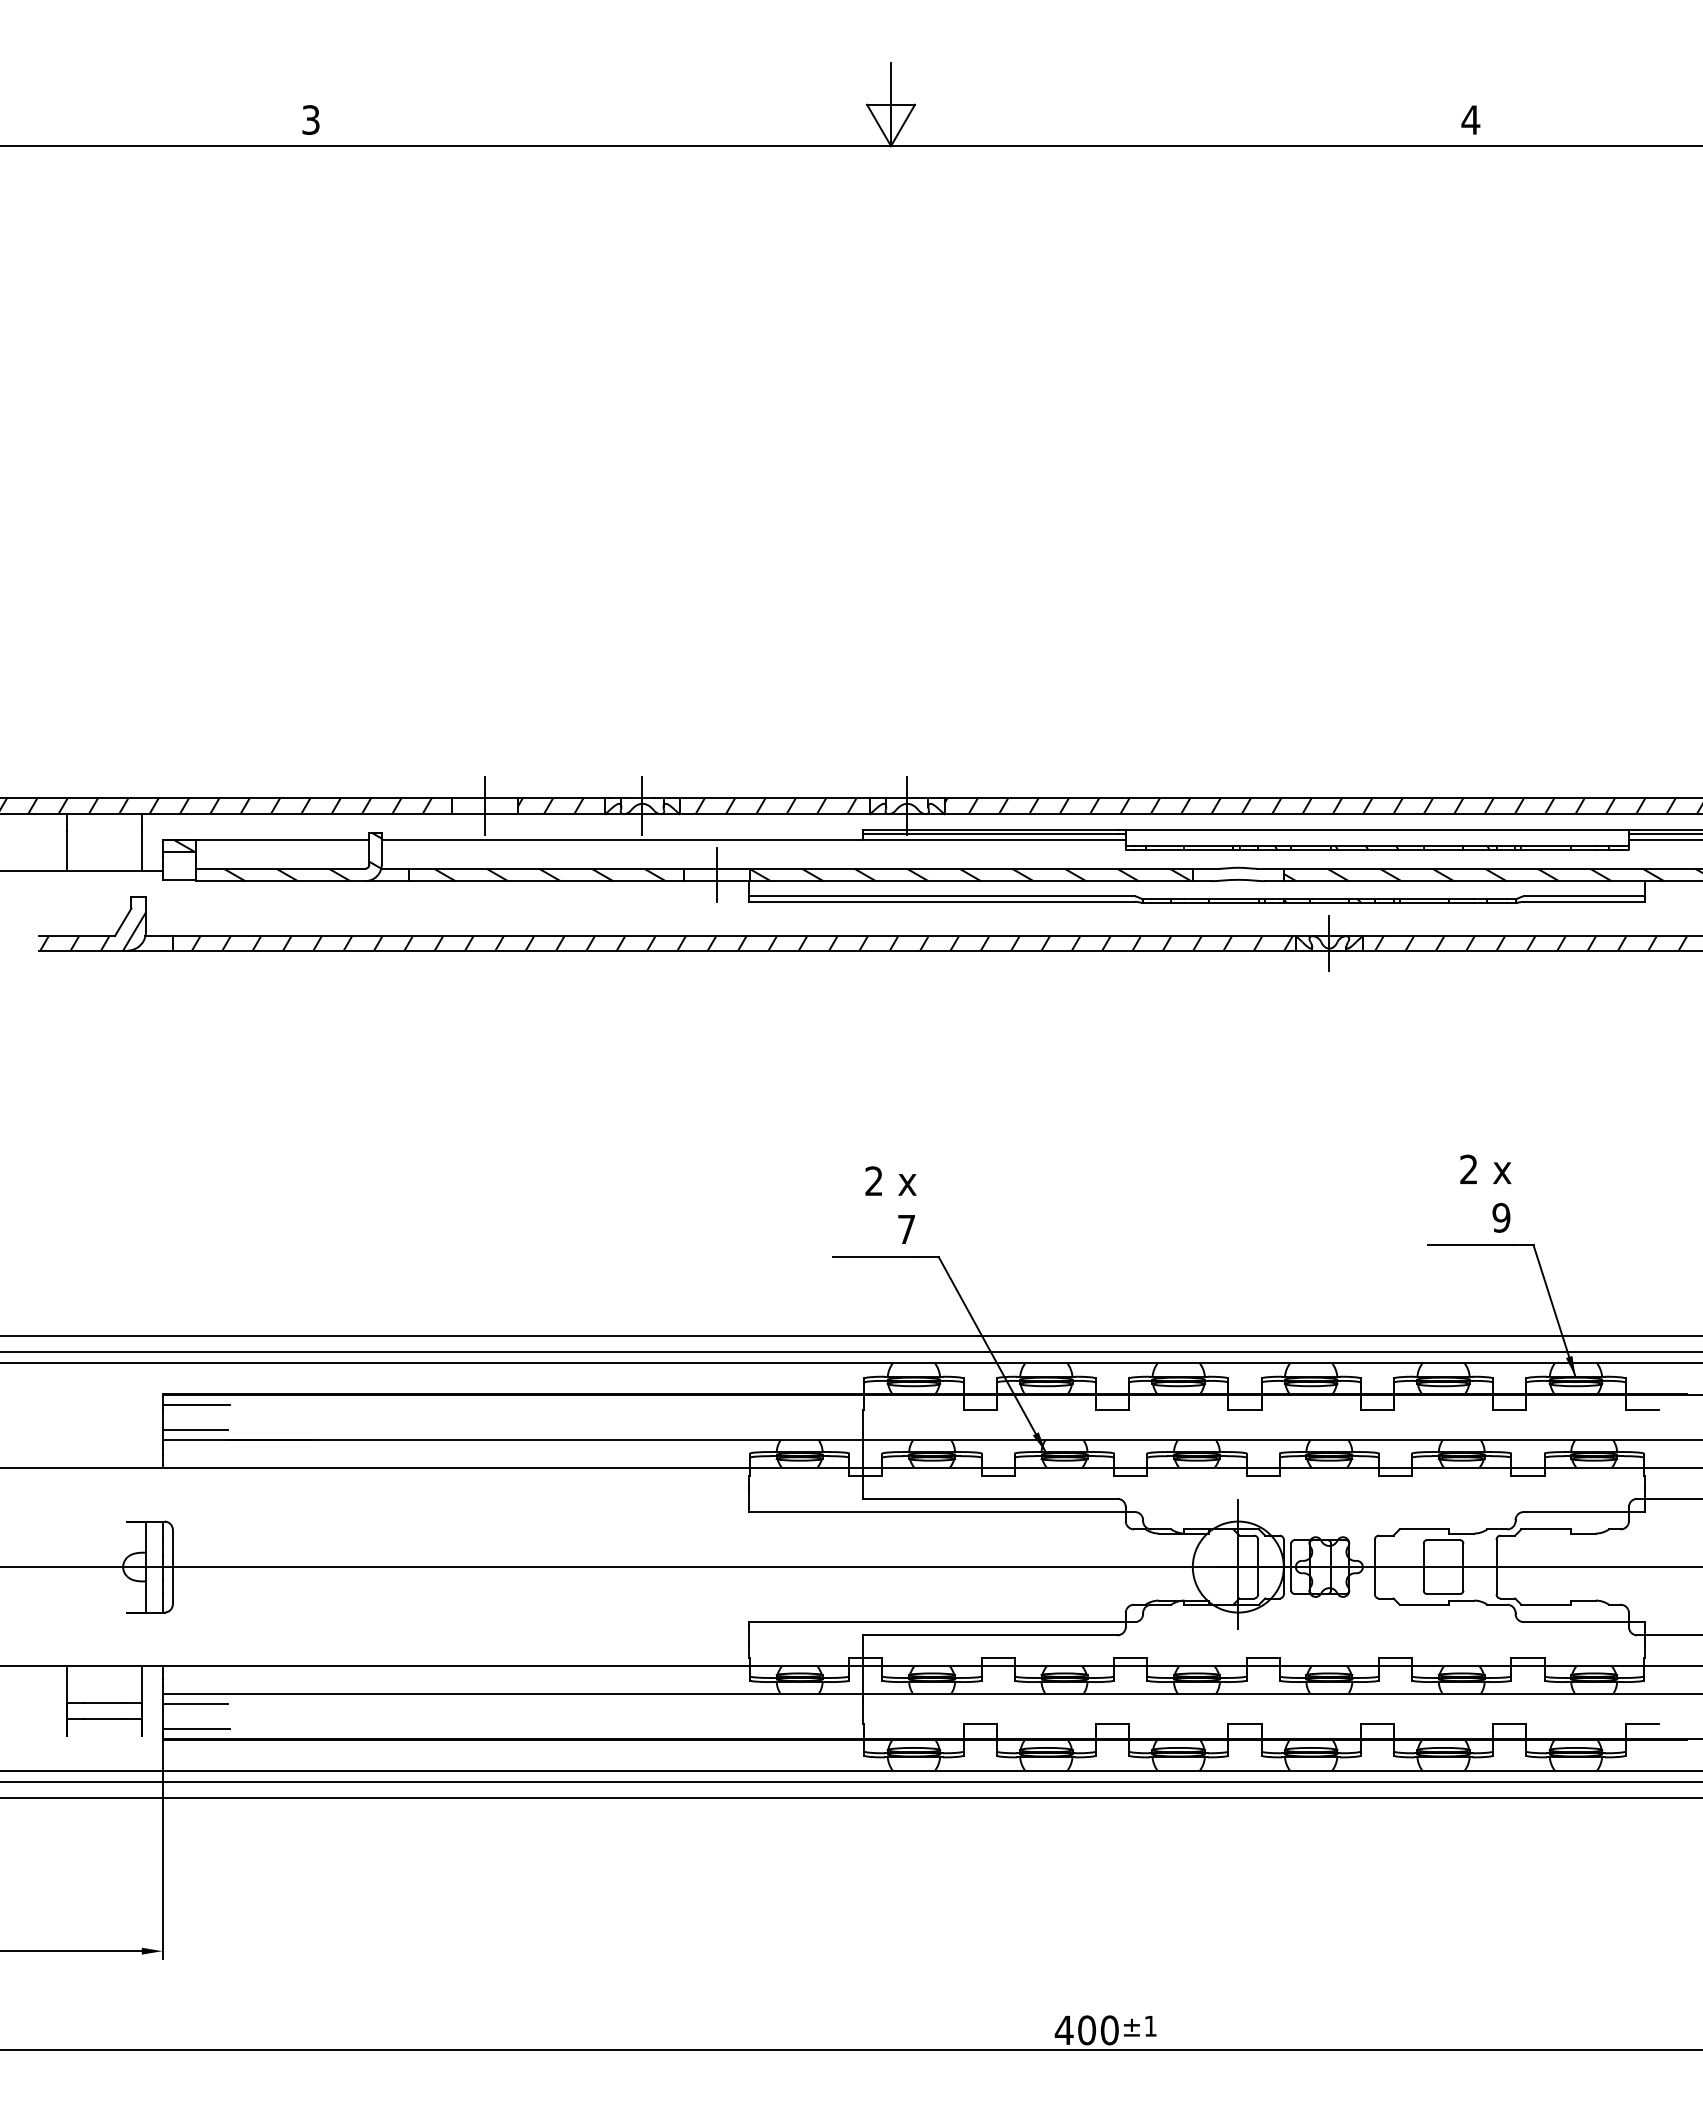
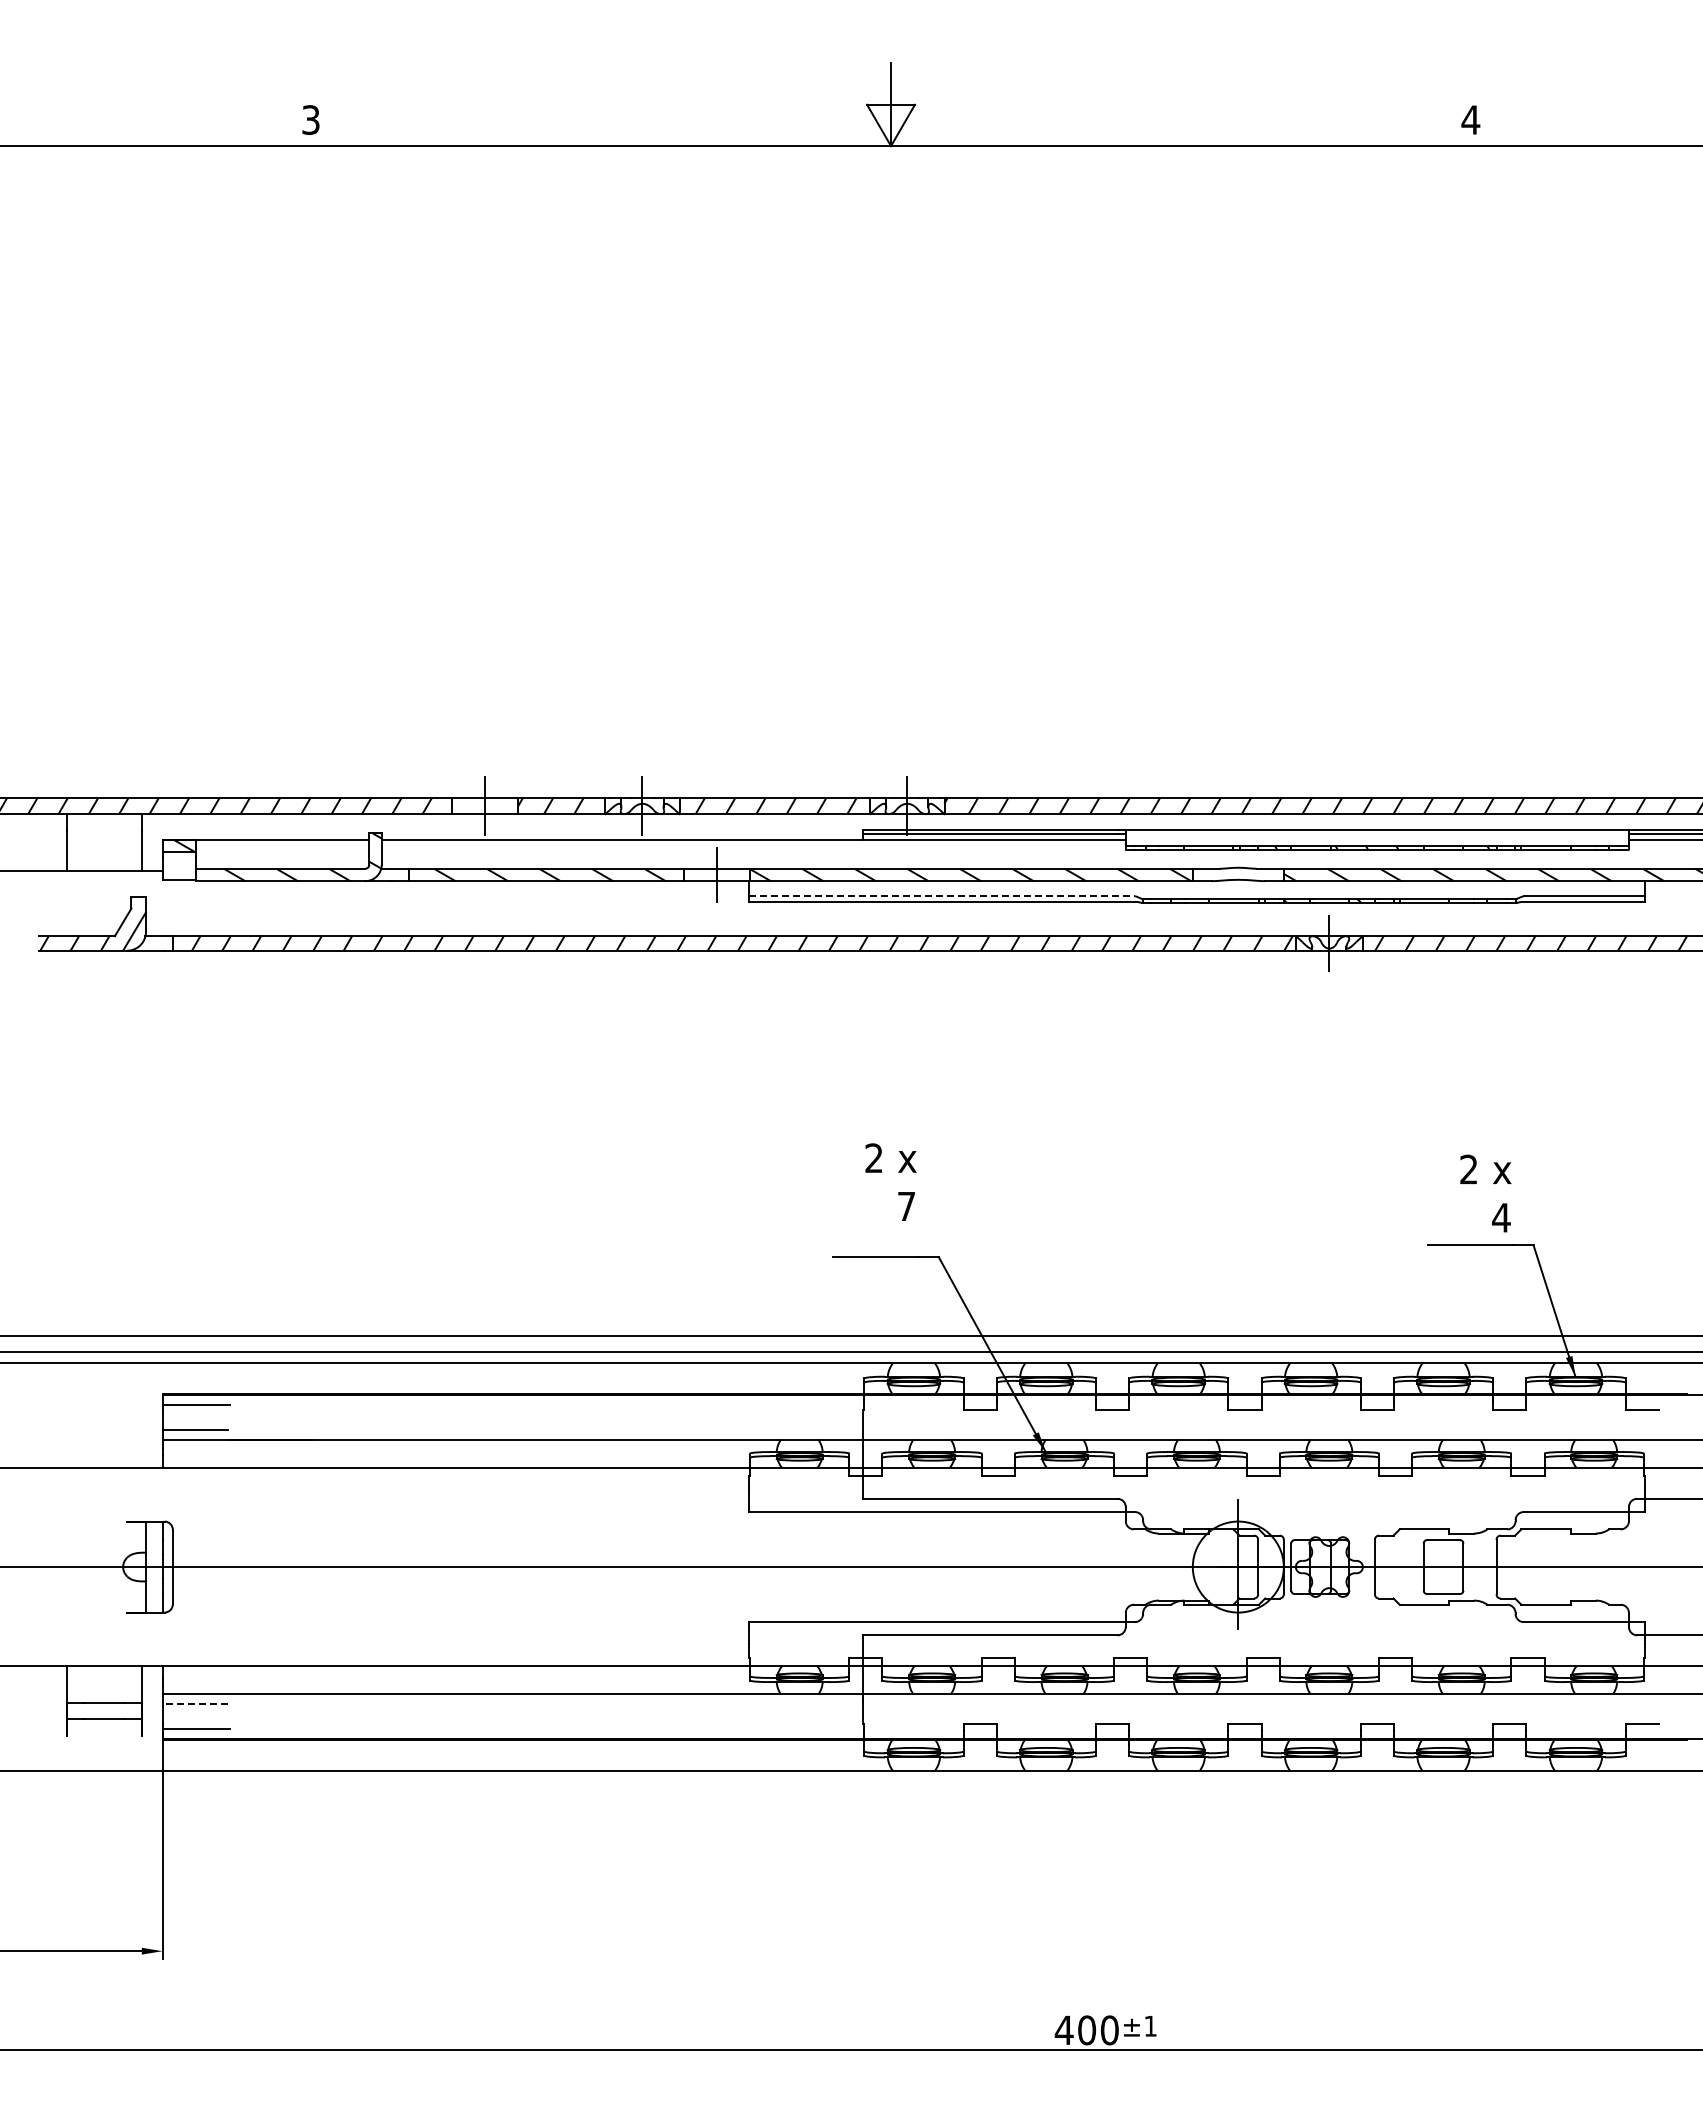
line: solid -> dashed (942, 896)
text position: (890, 1204) -> (890, 1181) (890, 1181)
text: 9 -> 4 (1501, 1217)
line: solid -> dashed (195, 1704)
line: present -> none (850, 1781)
line: present -> none (850, 1797)
